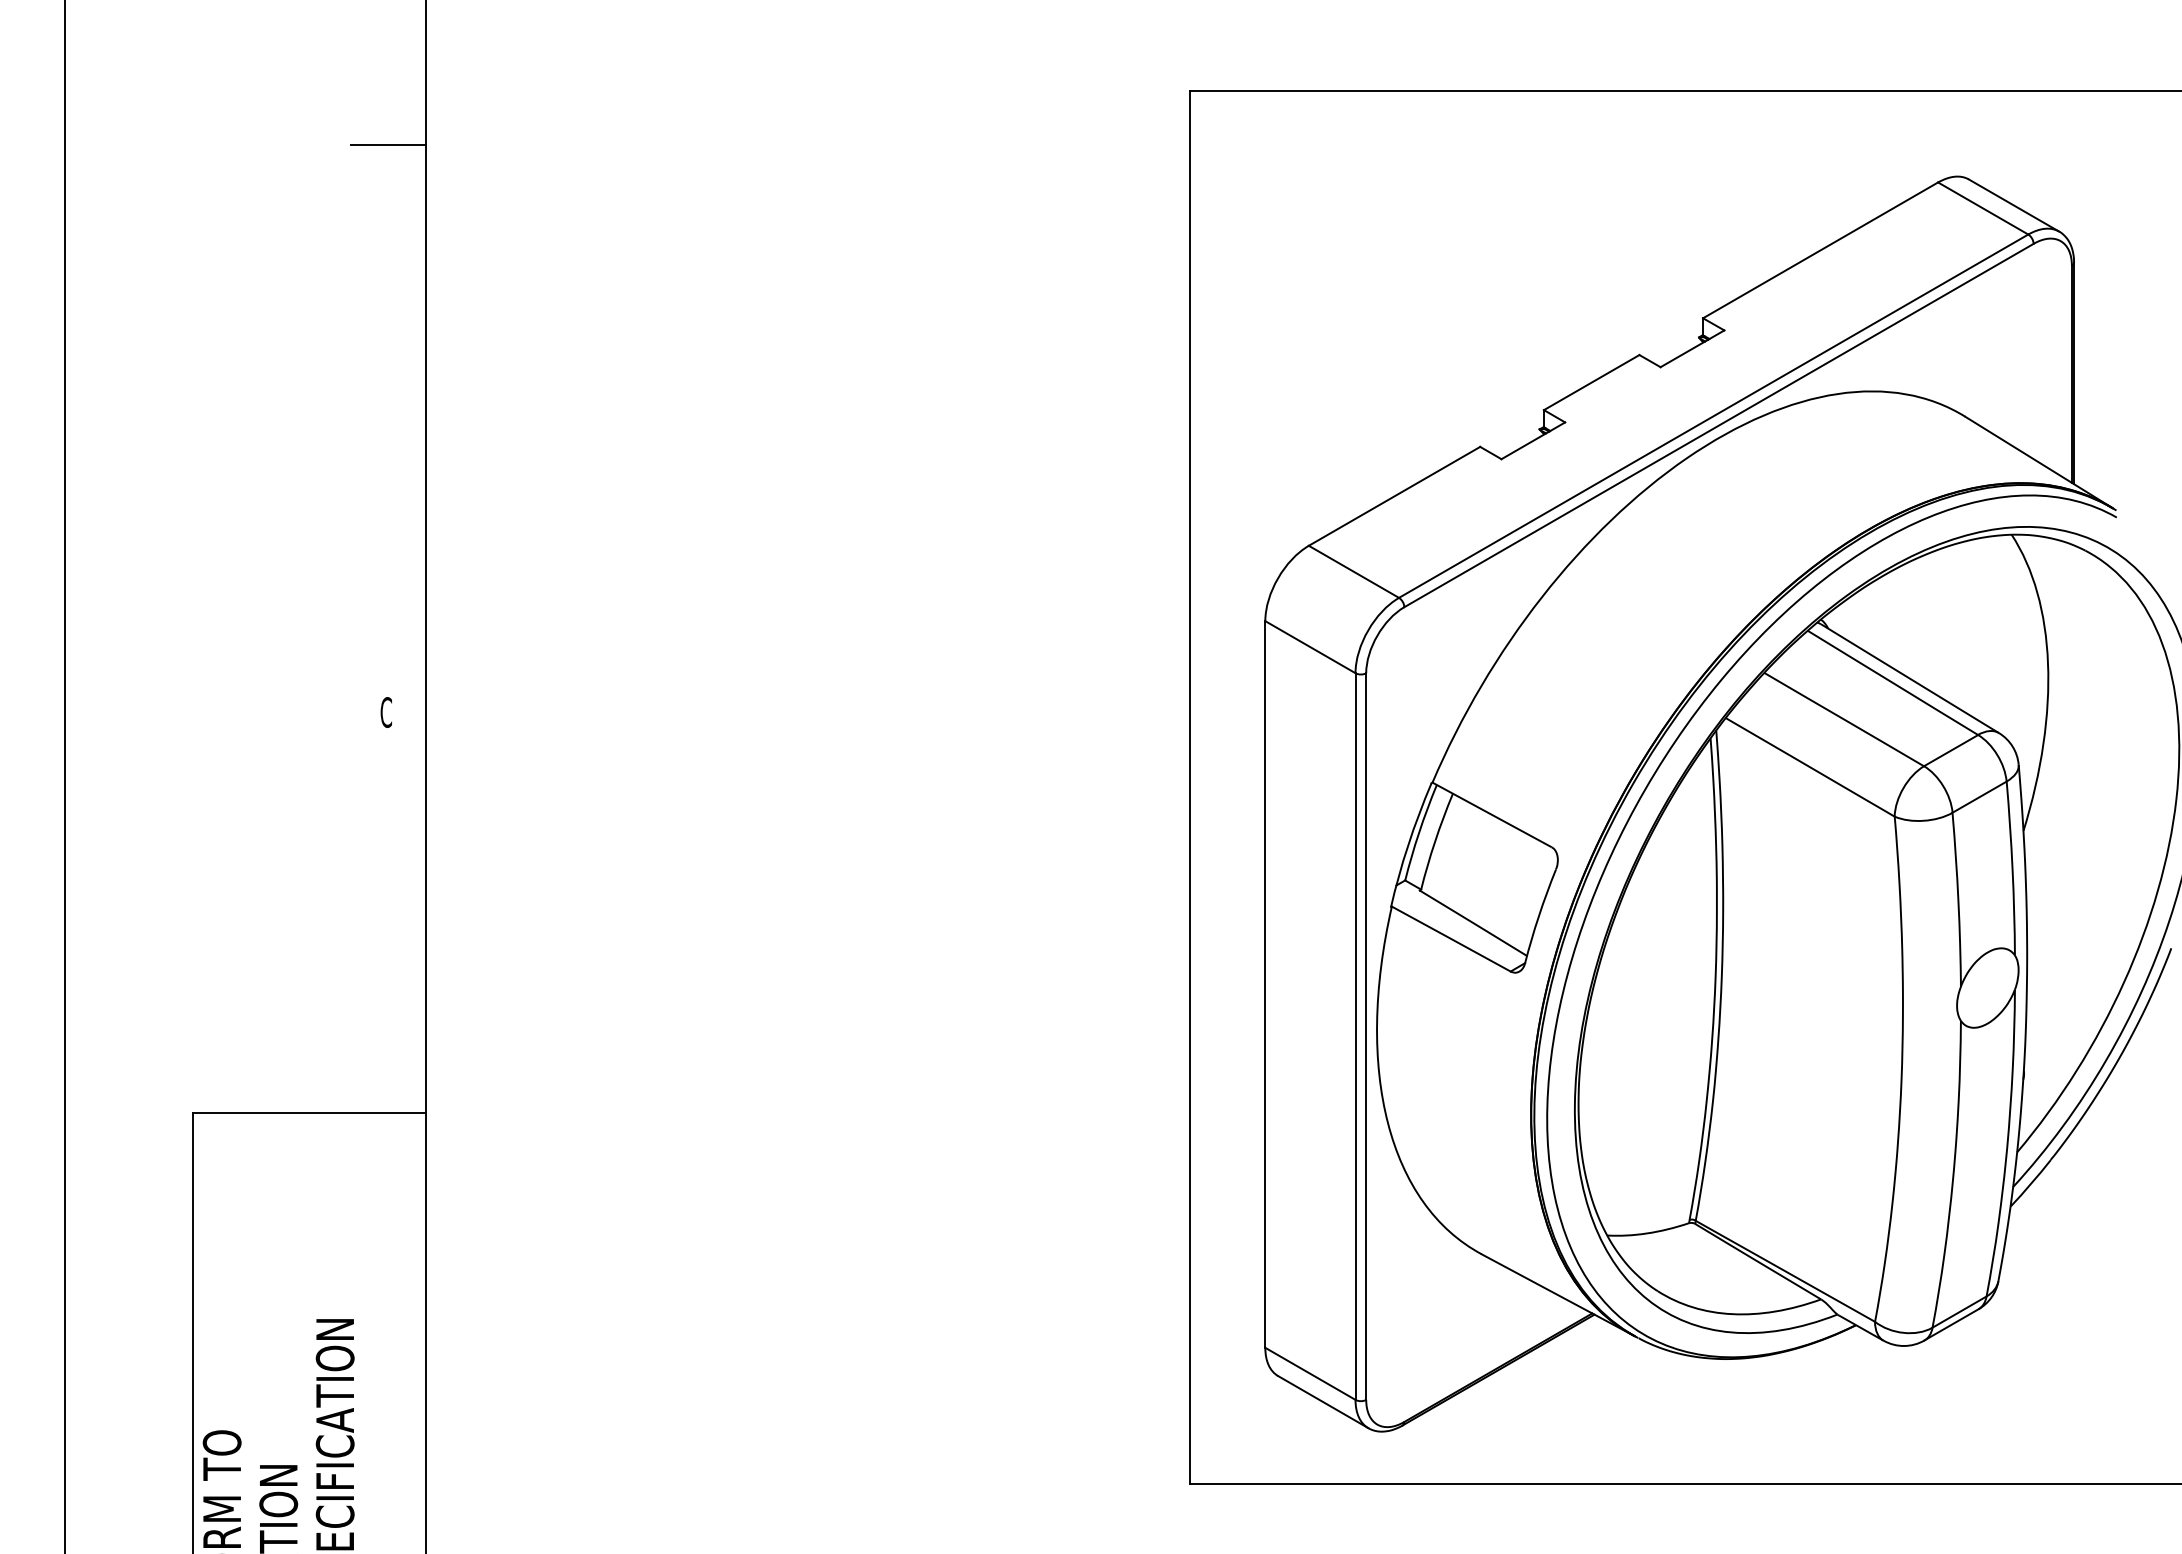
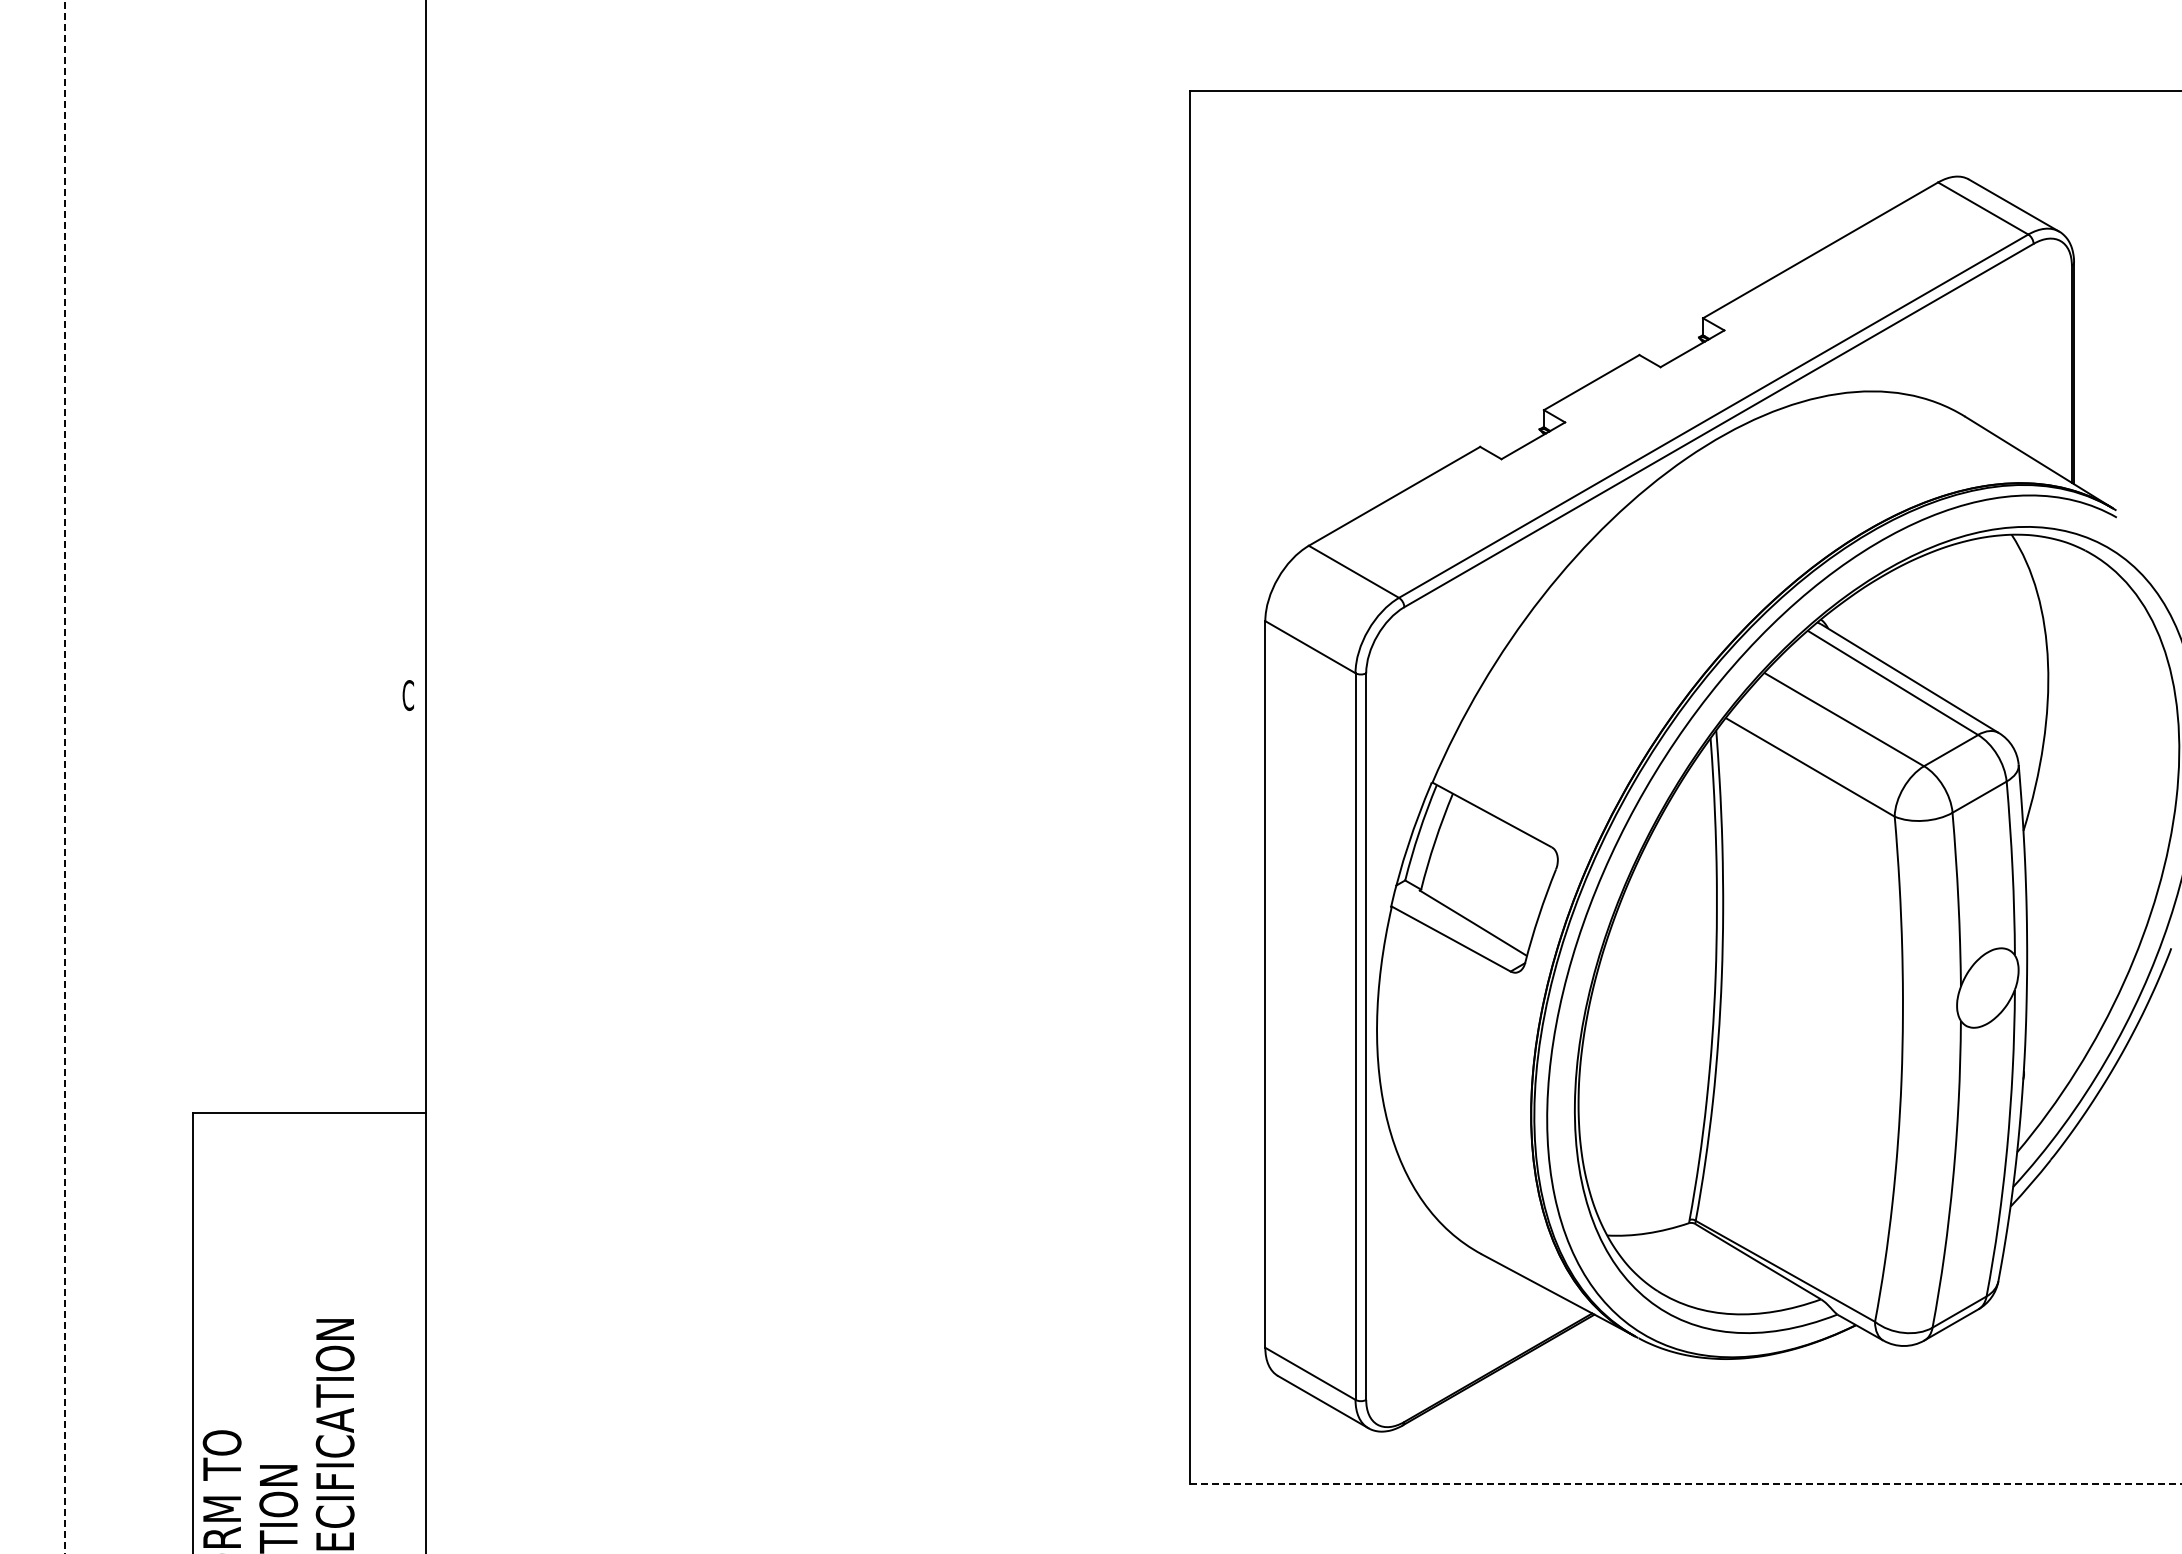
line: present -> none (387, 145)
text position: (385, 712) -> (407, 695) (407, 695)
line: solid -> dashed (65, 776)
line: solid -> dashed (1685, 1484)
